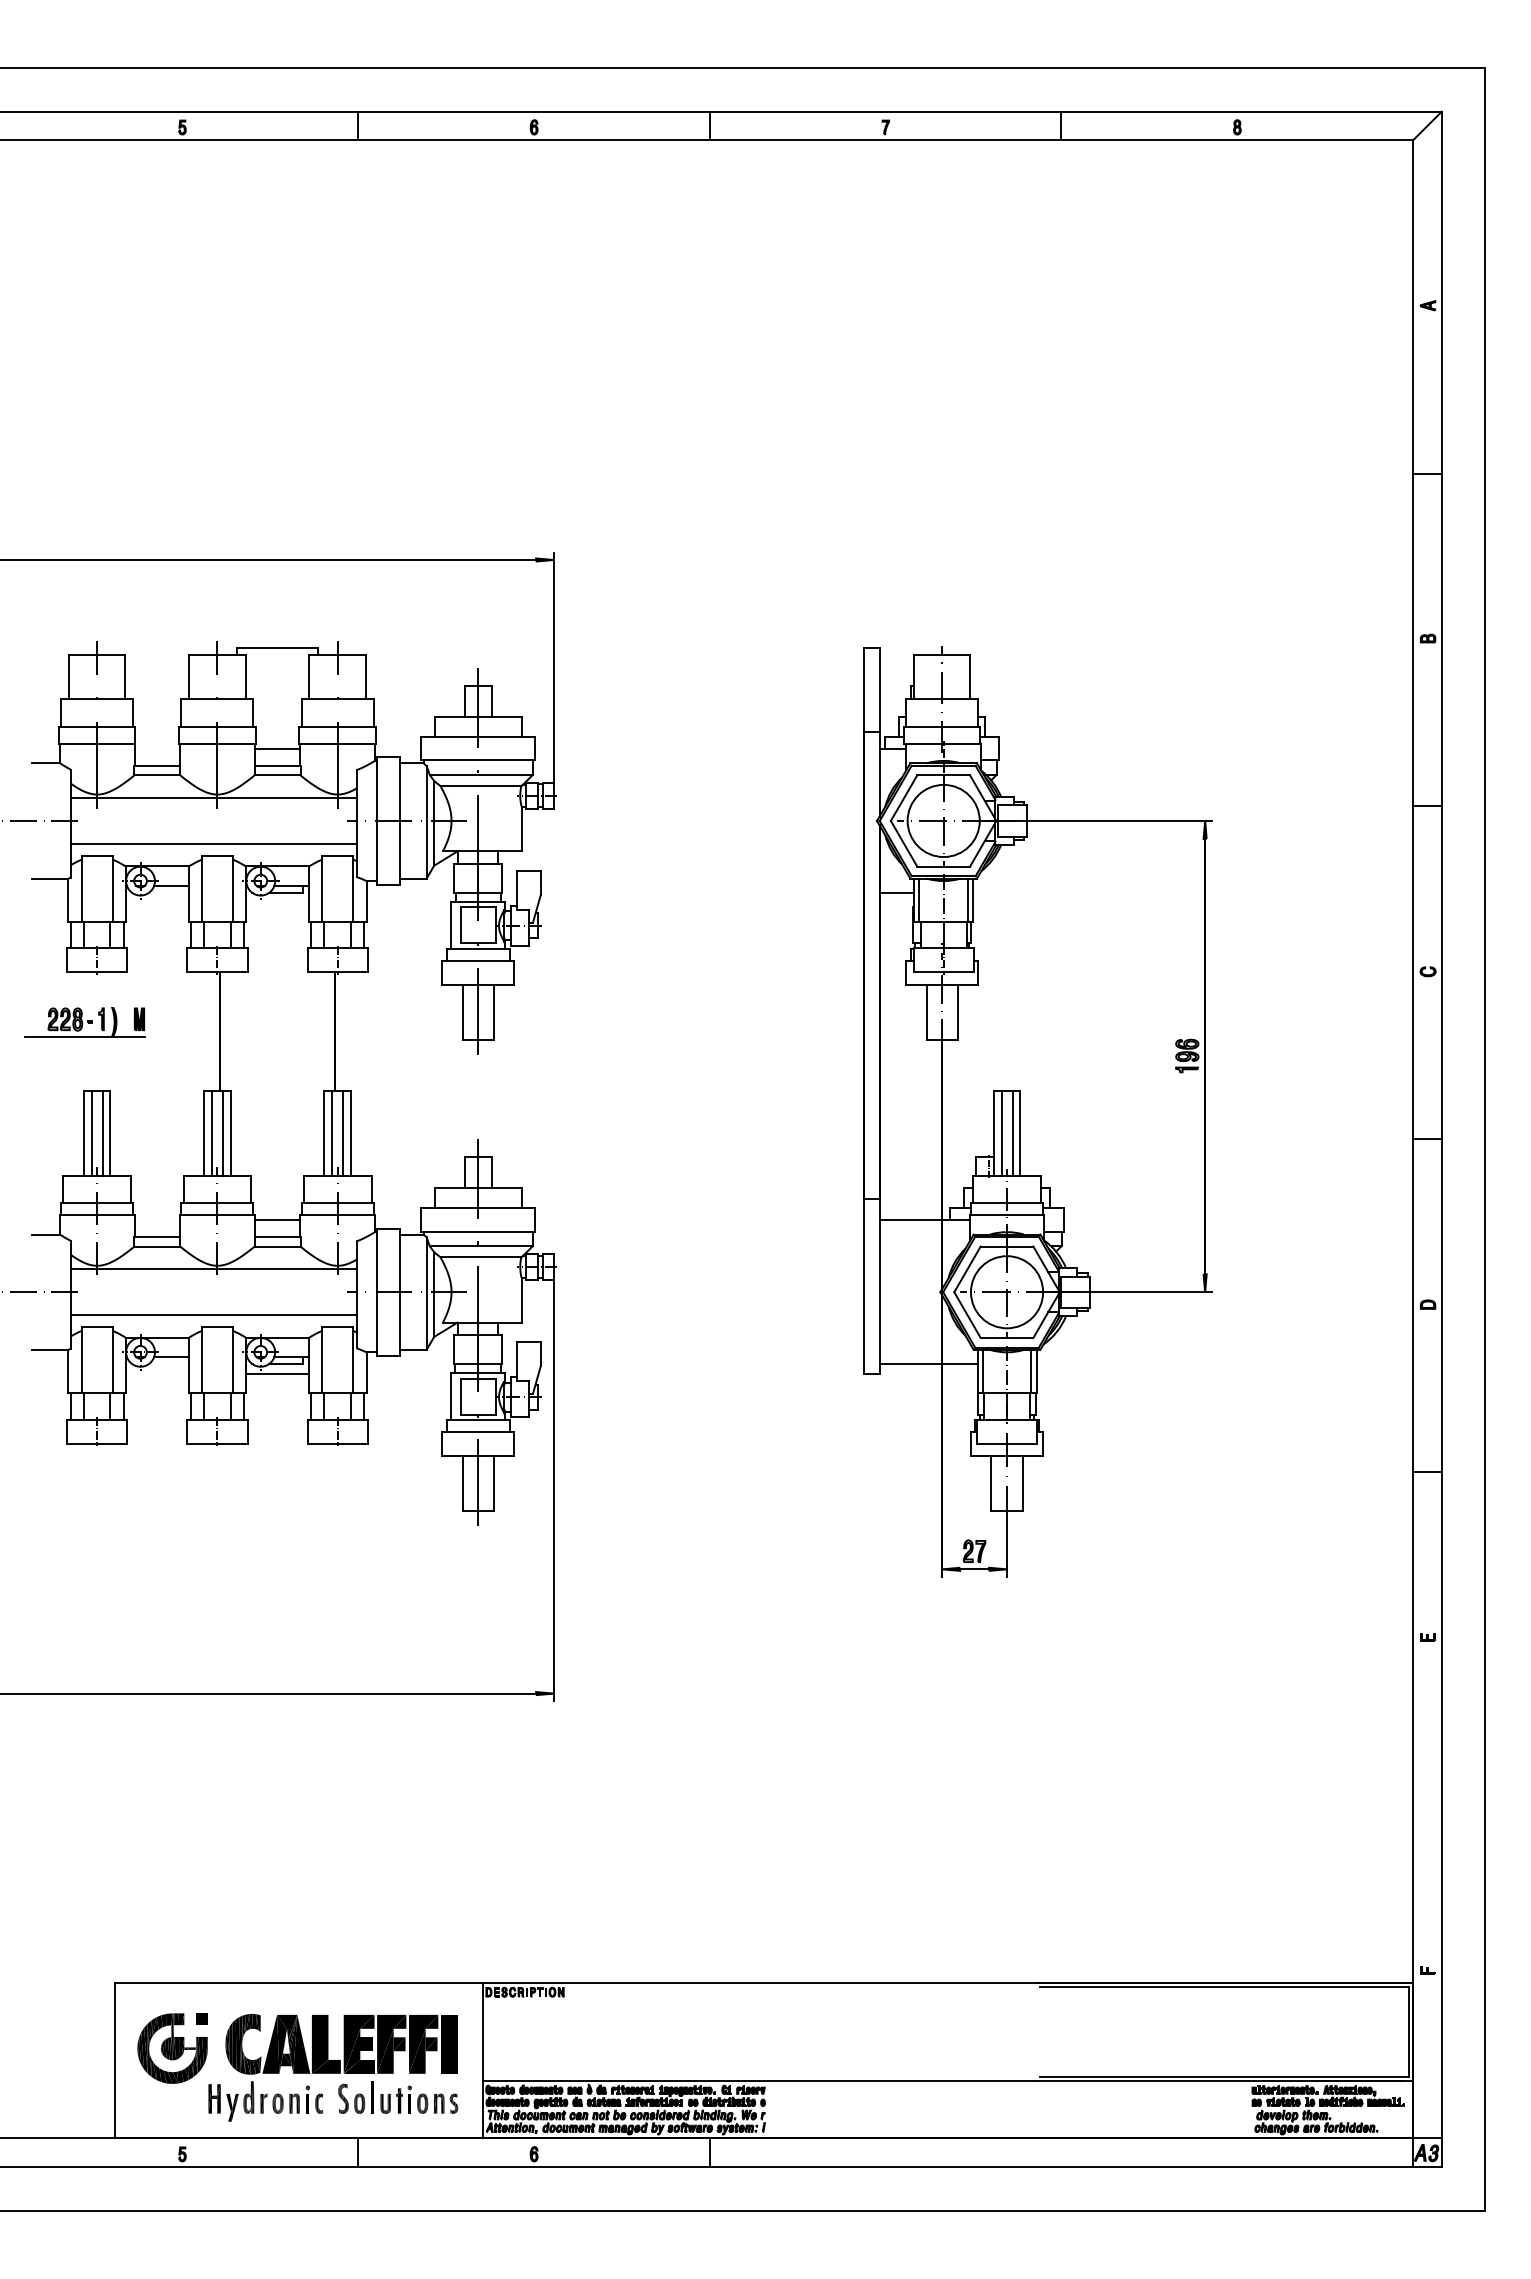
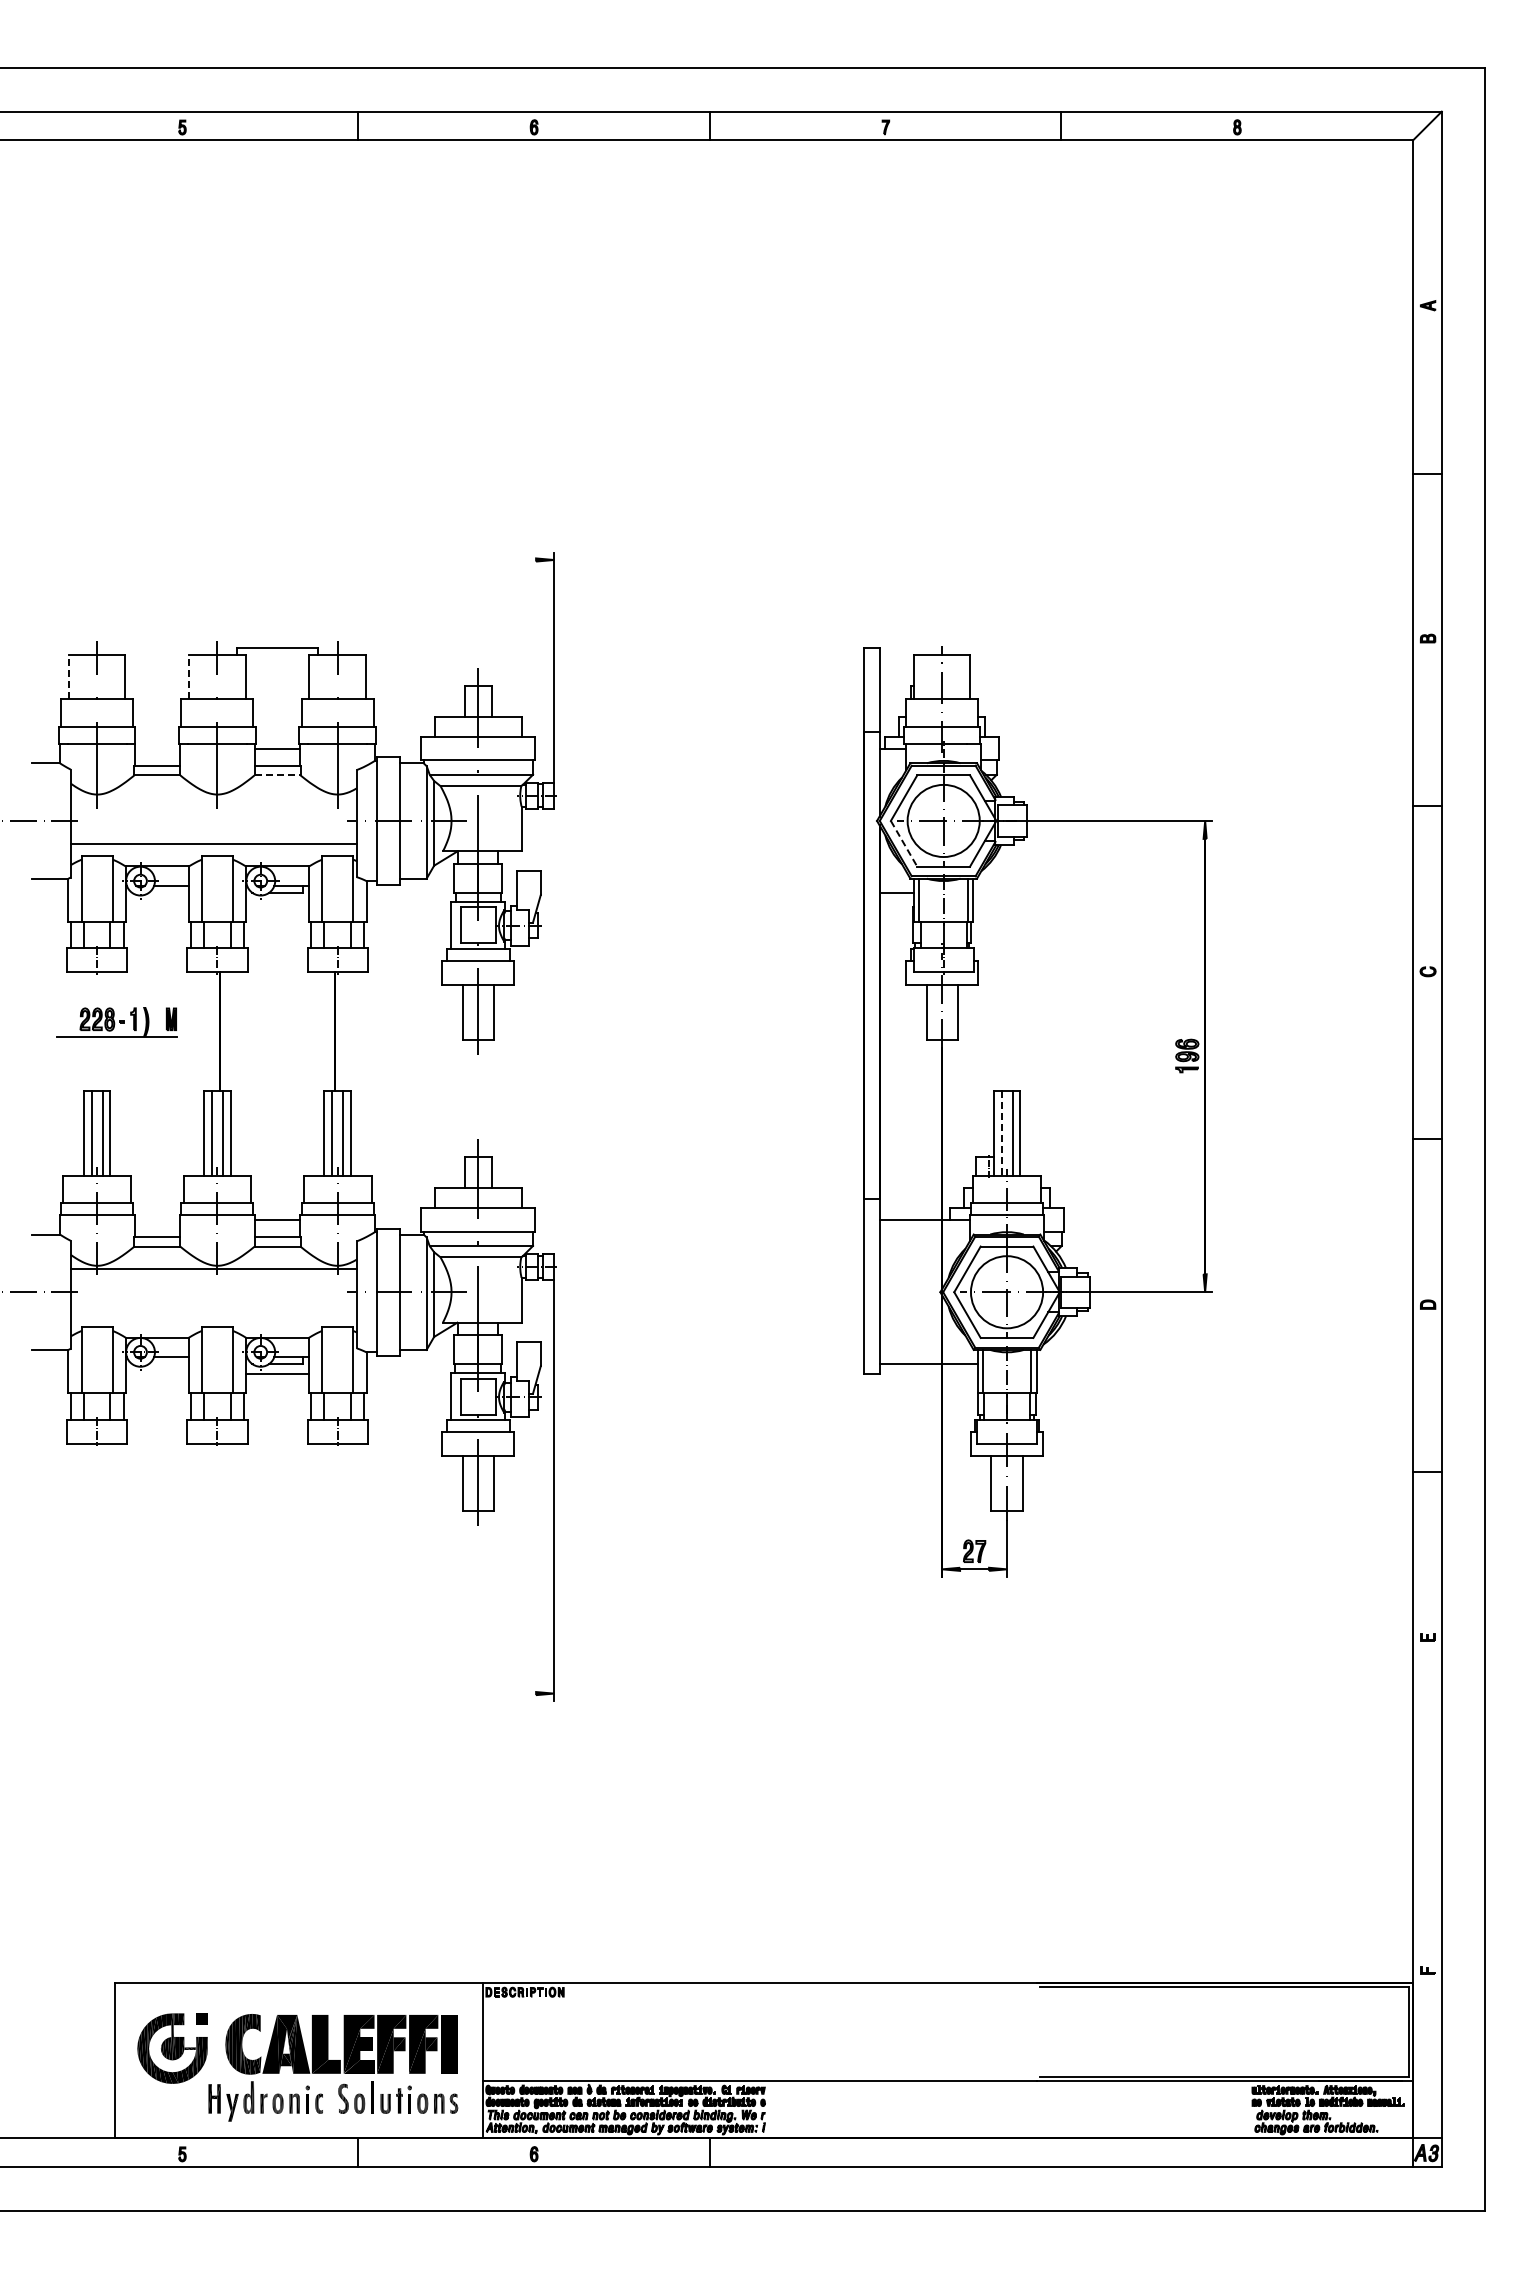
line: present -> none (269, 560)
line: solid -> dashed (68, 676)
line: solid -> dashed (189, 676)
line: solid -> dashed (278, 775)
line: present -> none (213, 797)
line: solid -> dashed (904, 844)
part position: (84, 1022) -> (116, 1022) (116, 1022)
line: solid -> dashed (1001, 1134)
line: present -> none (213, 1315)
line: present -> none (269, 1693)
